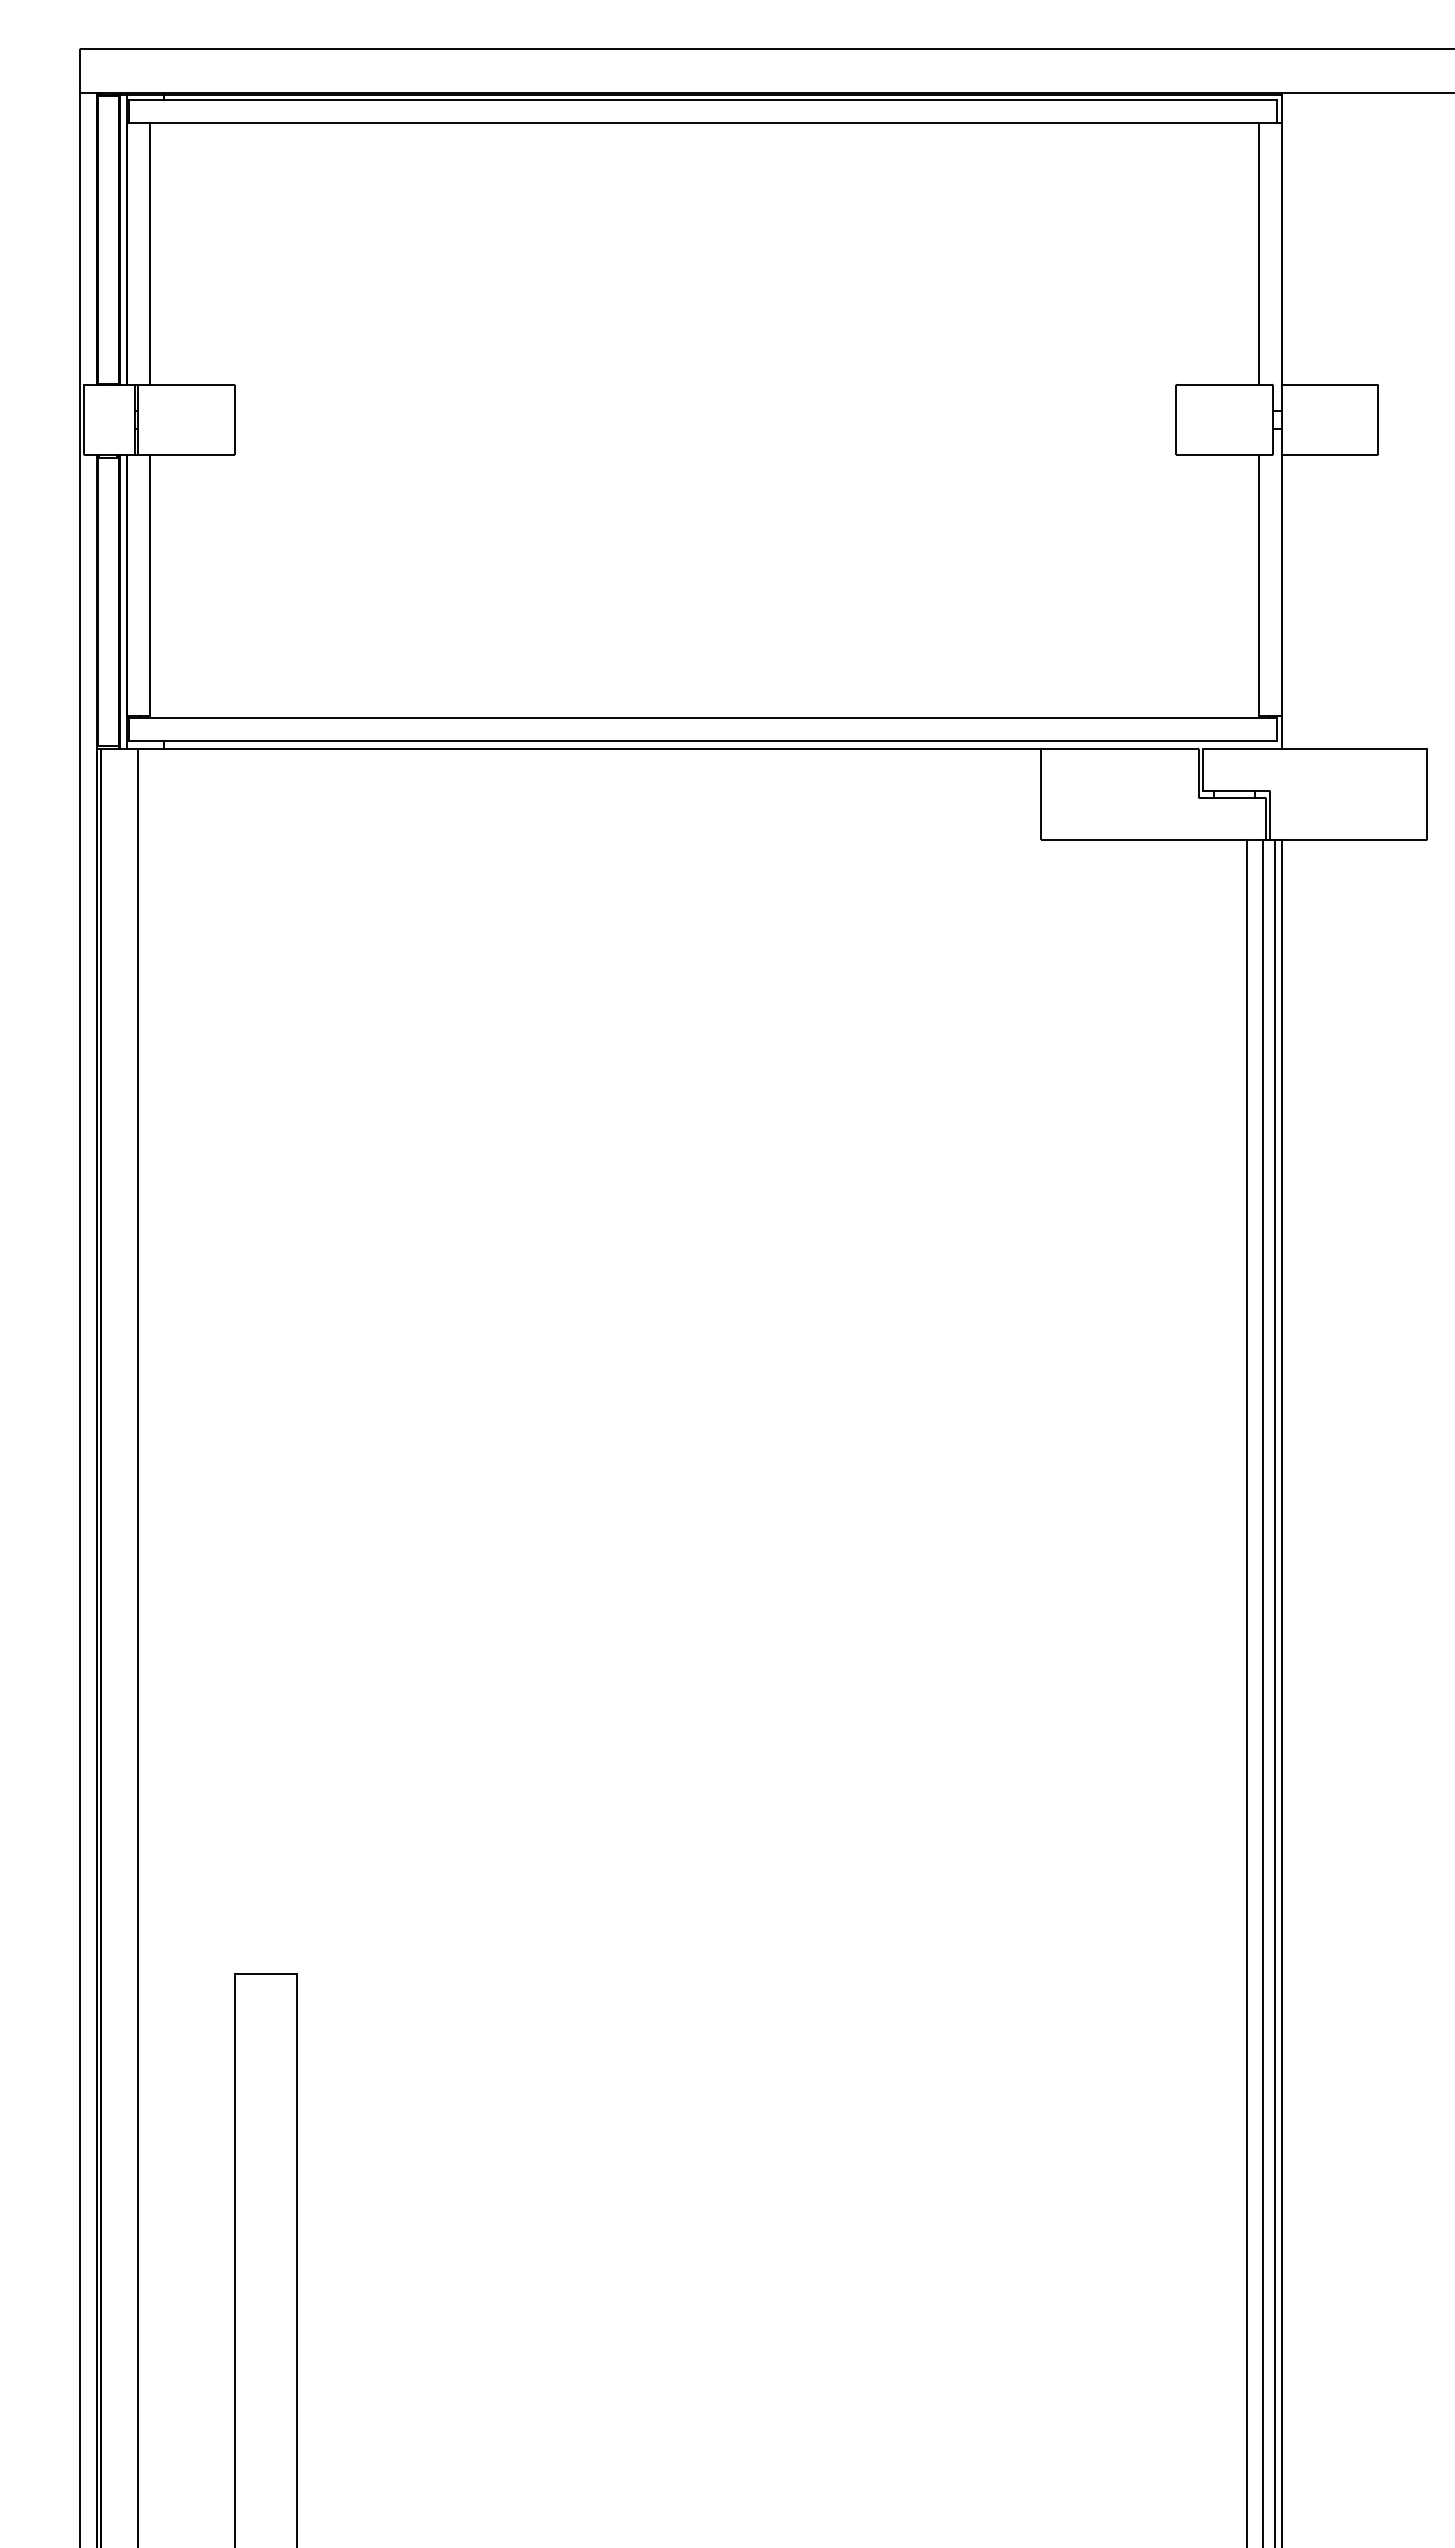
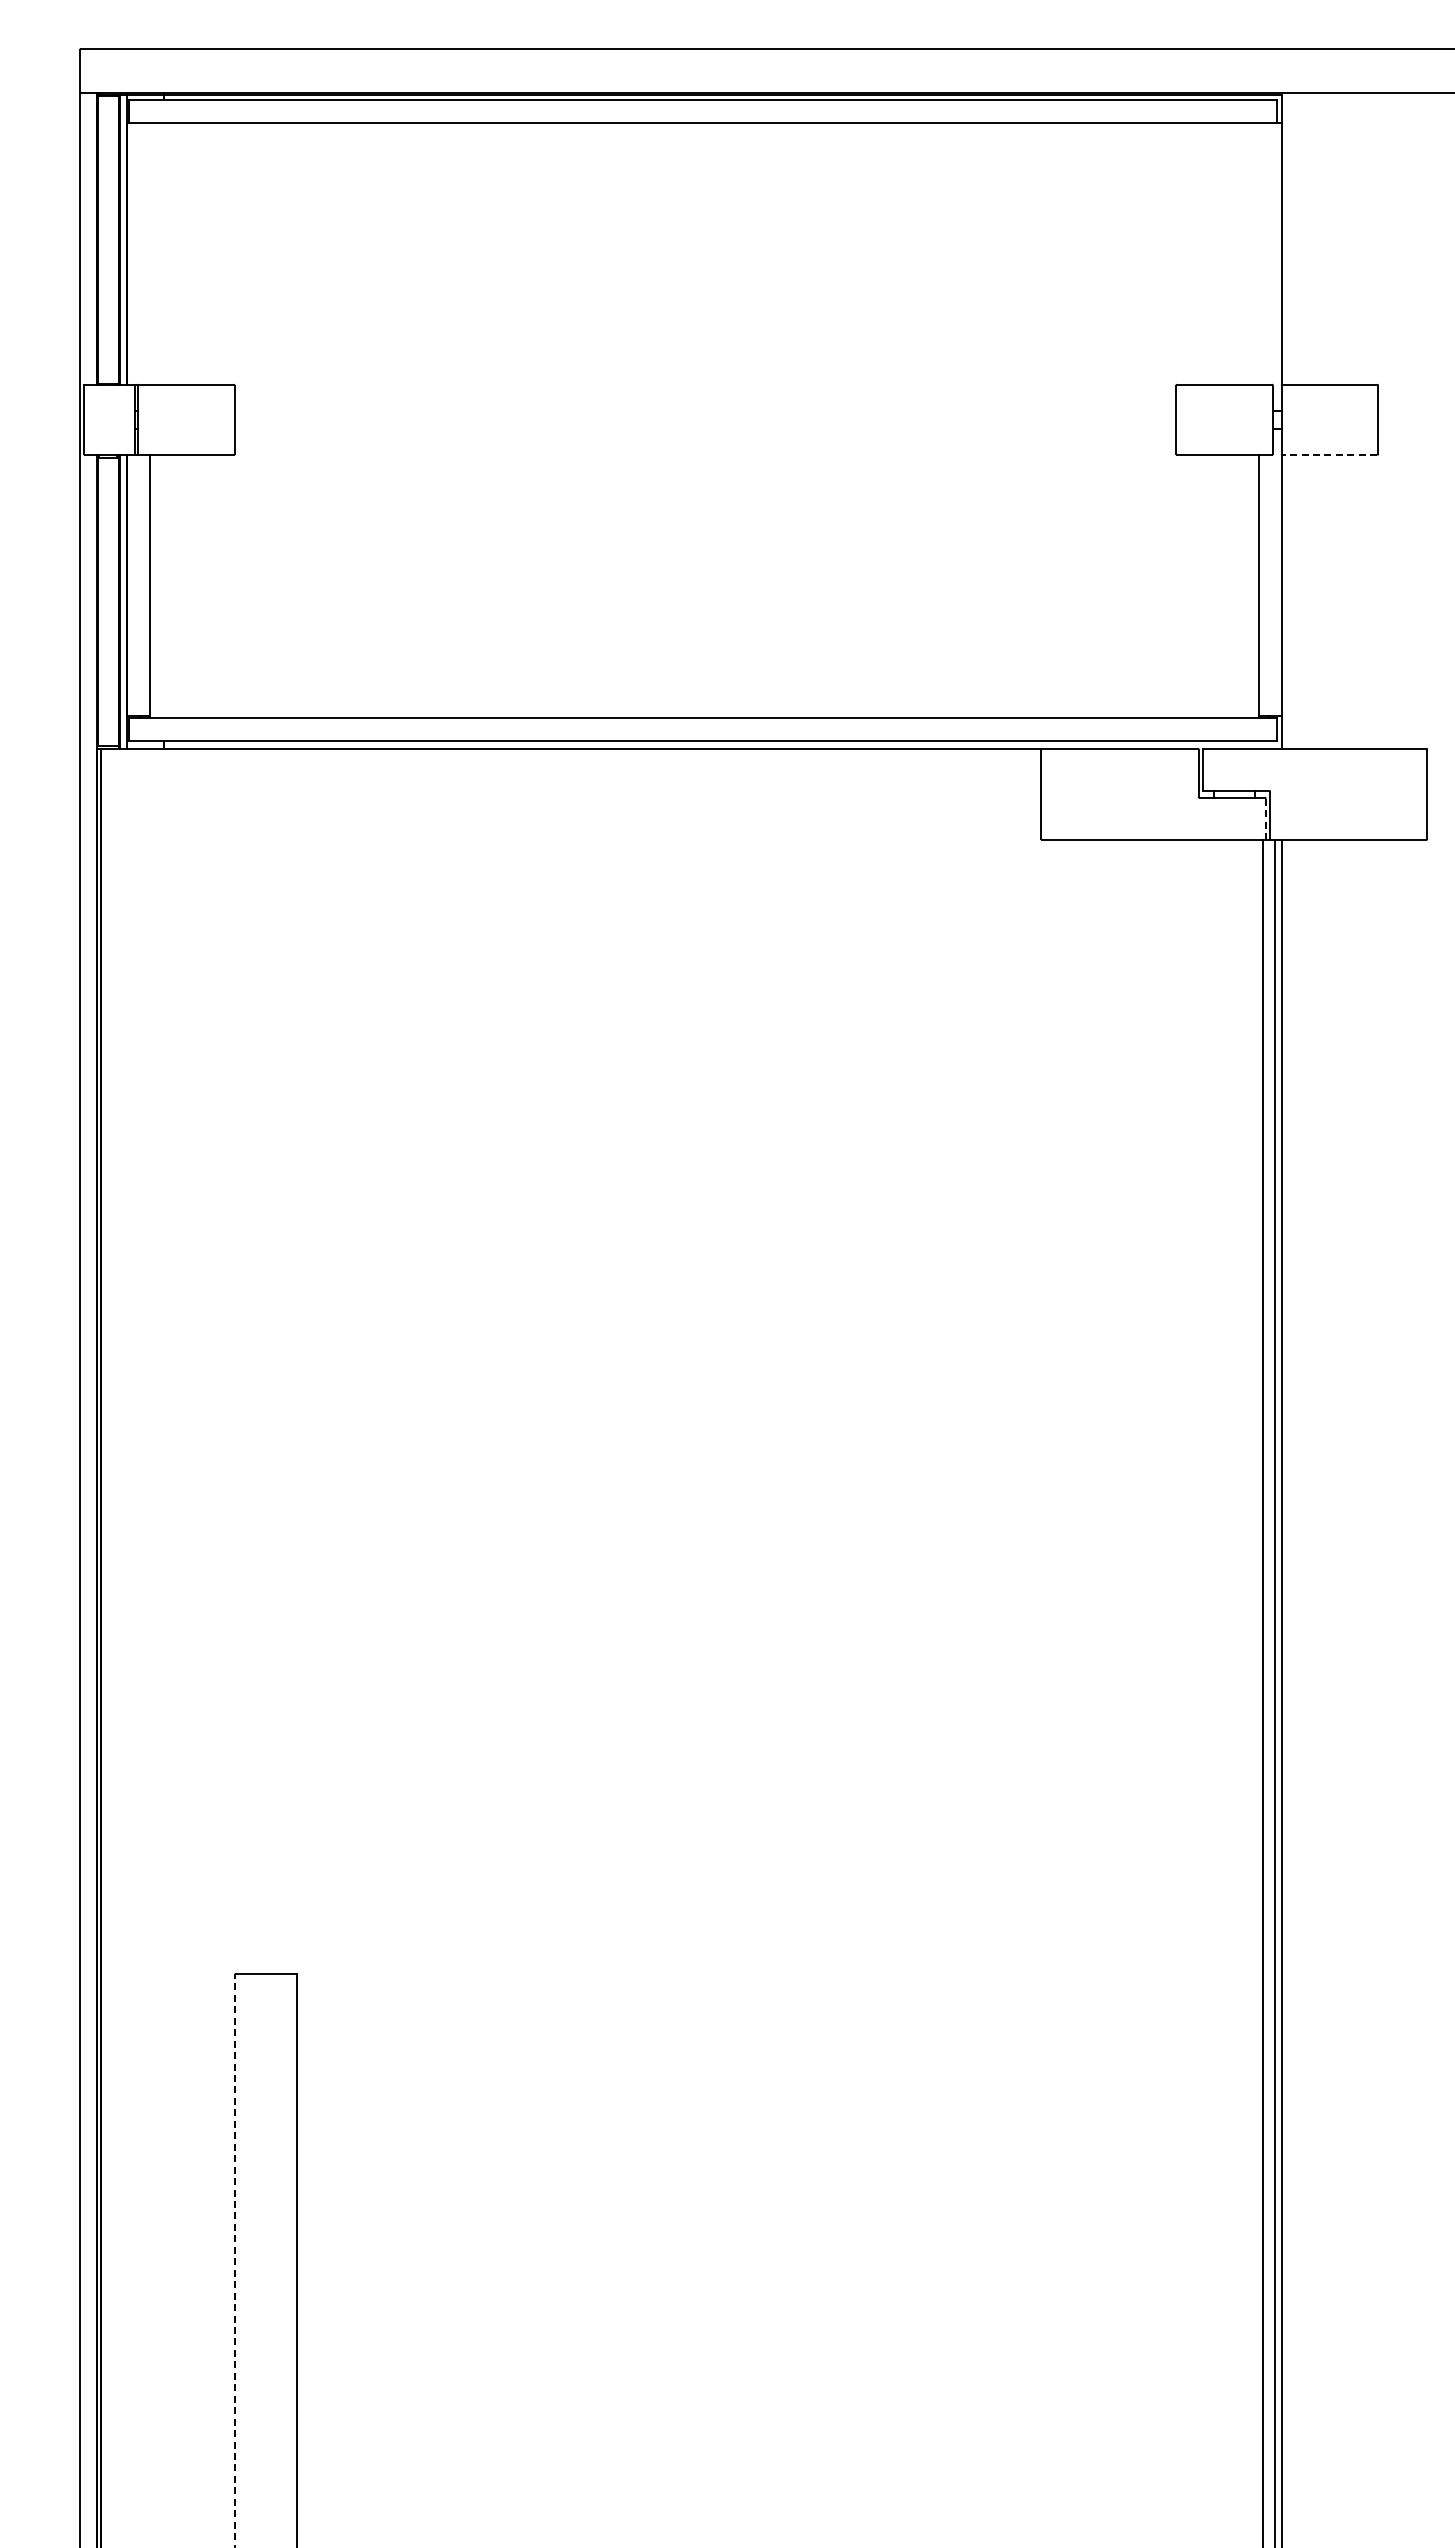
line: present -> none (150, 253)
line: present -> none (1258, 253)
line: solid -> dashed (1329, 454)
line: solid -> dashed (1265, 819)
line: present -> none (137, 1646)
line: present -> none (1247, 1691)
line: solid -> dashed (235, 2260)
